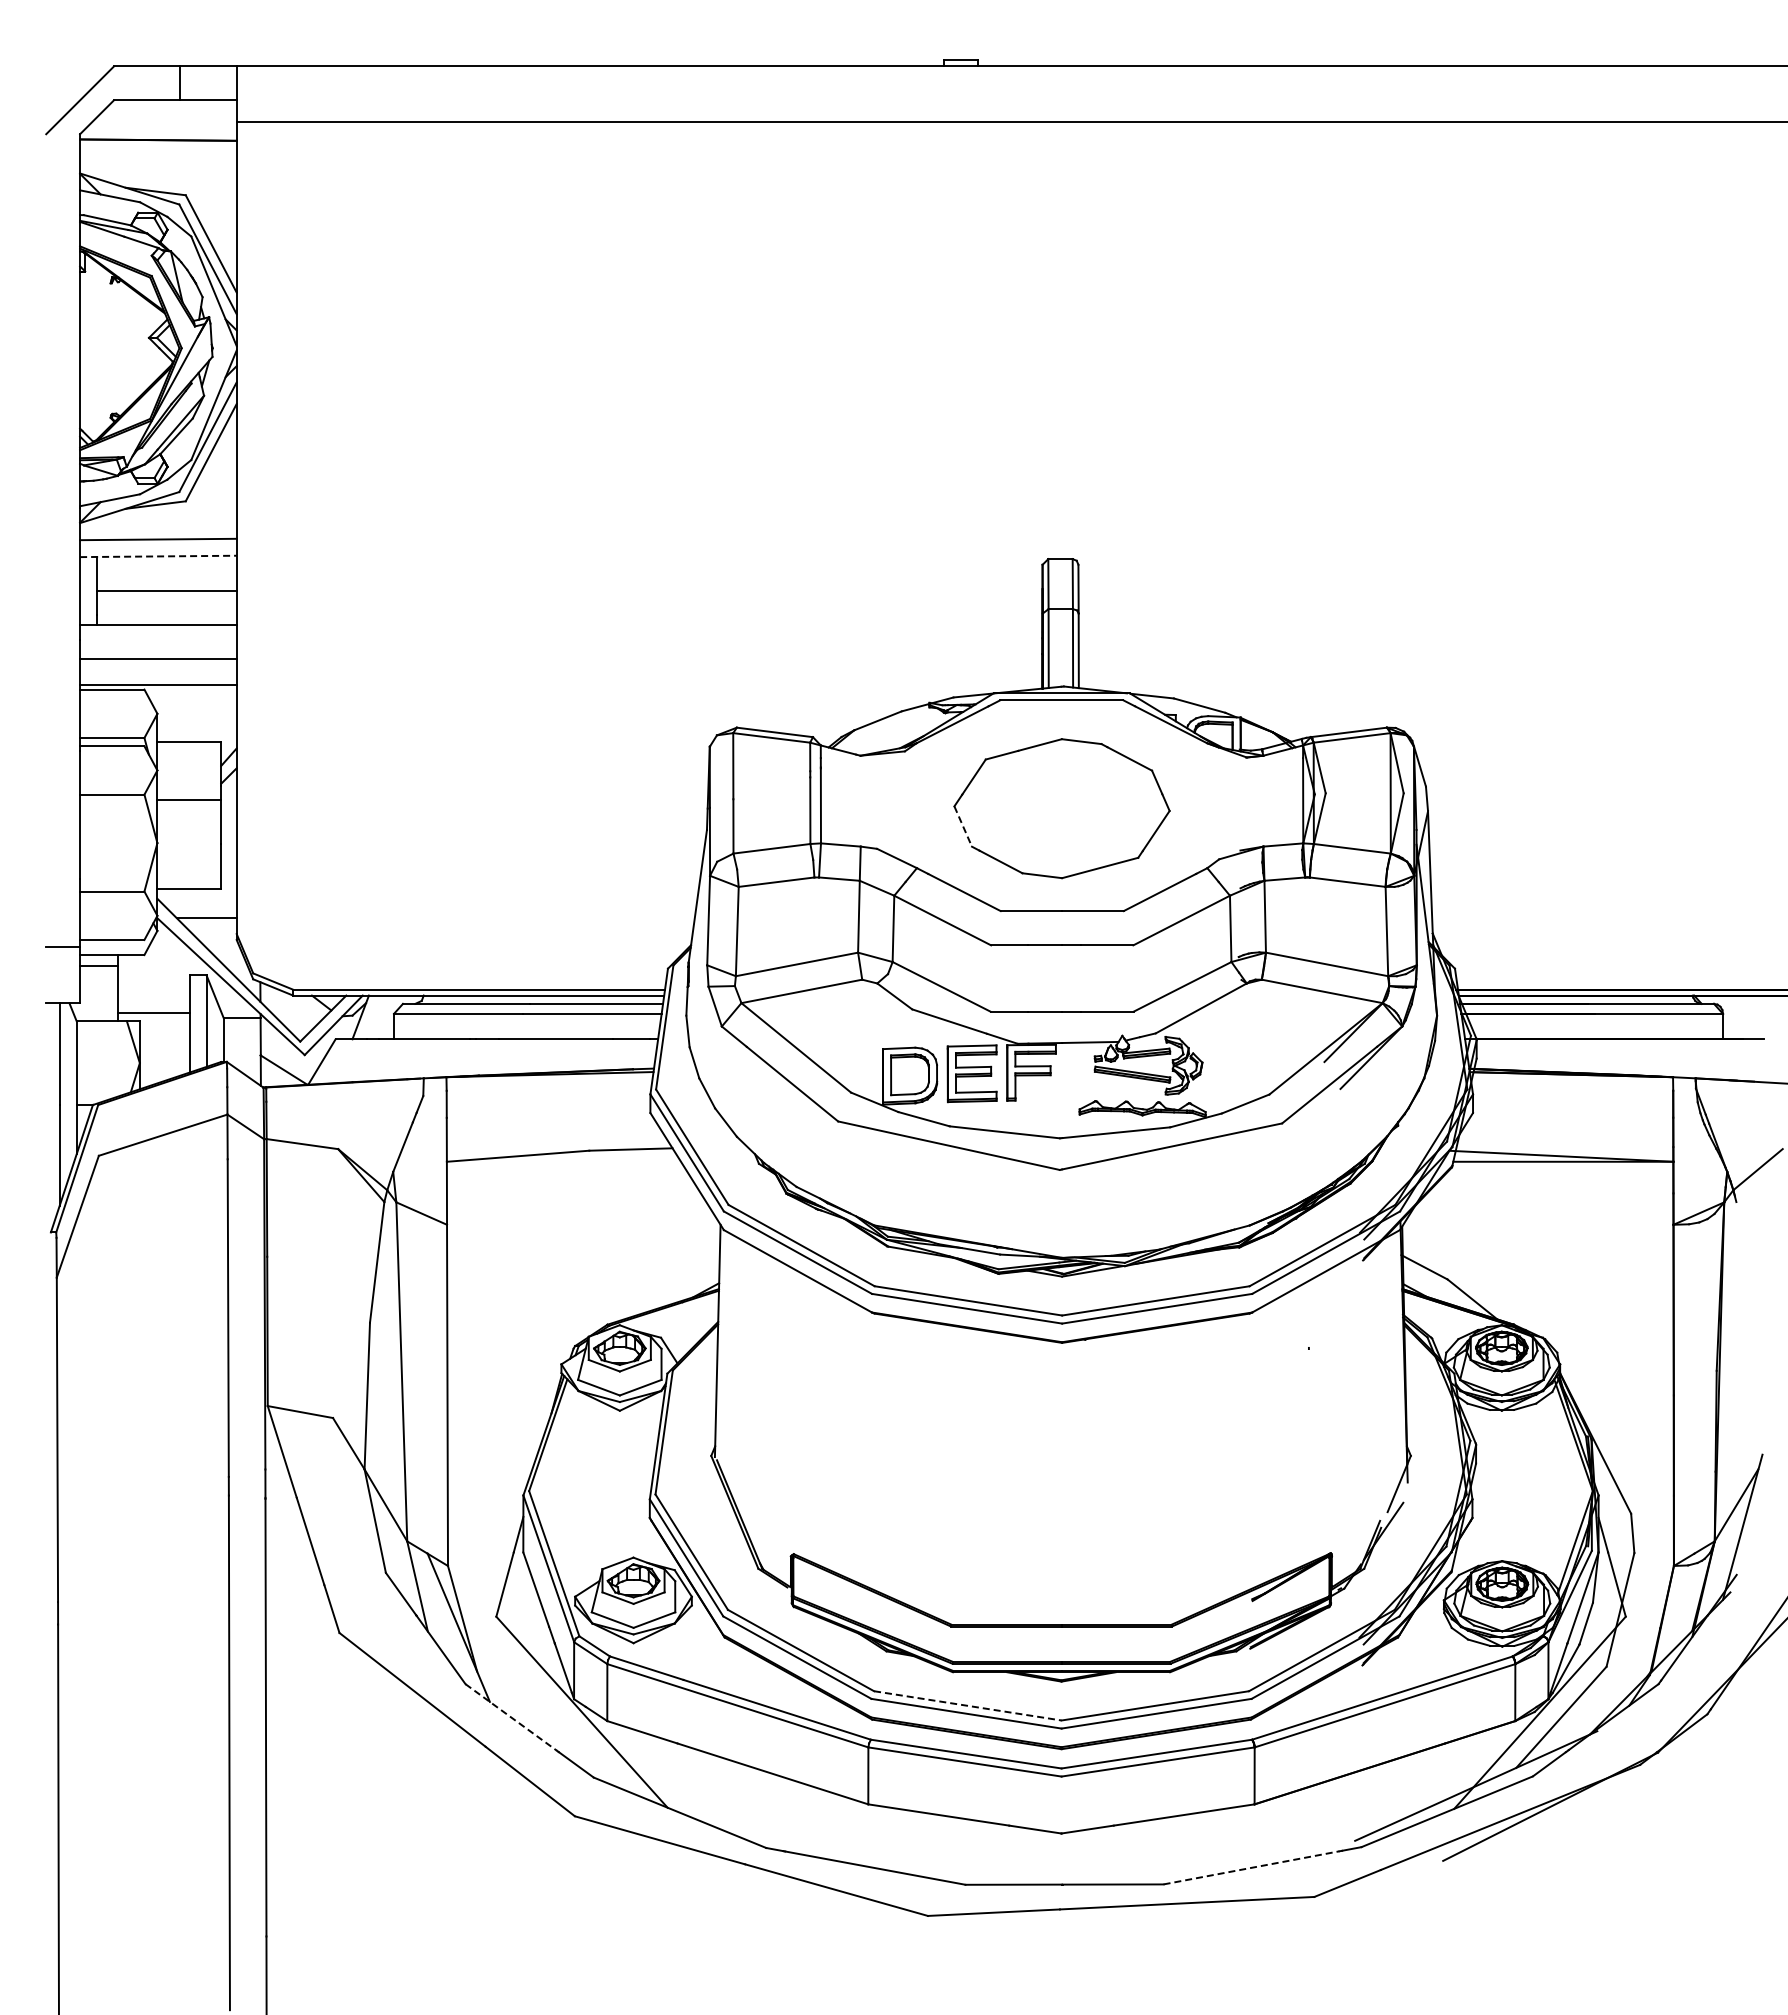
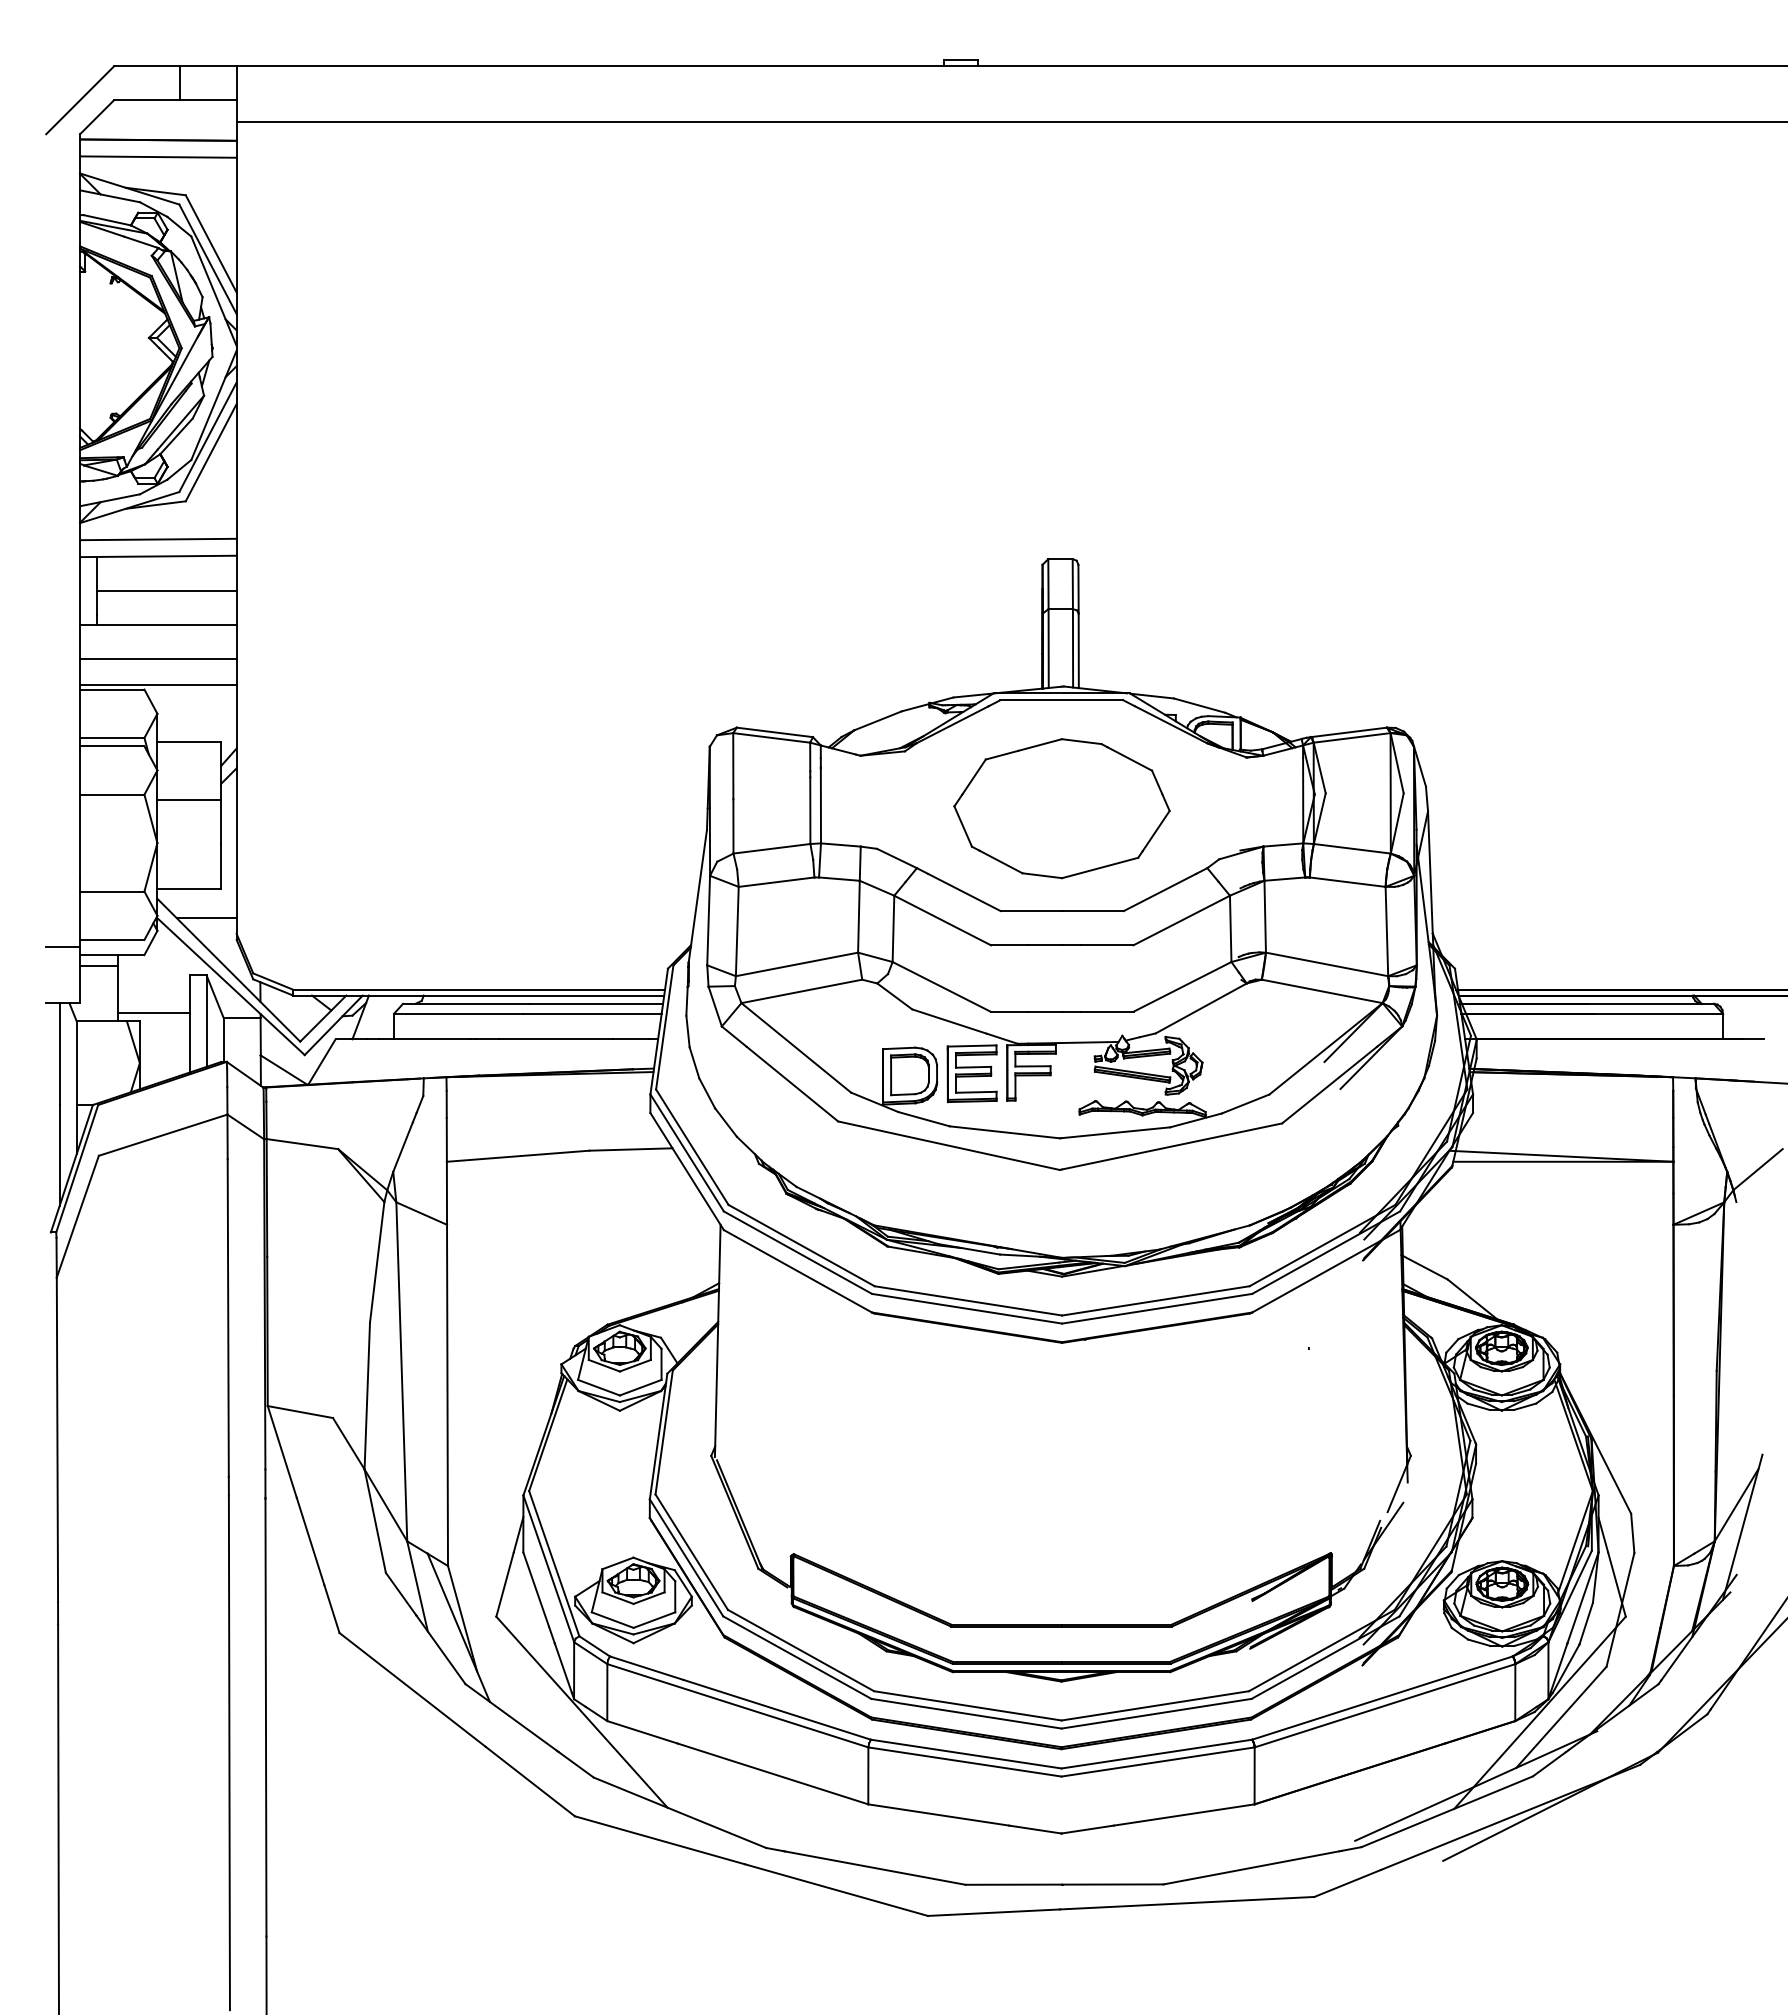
line: none -> present (158, 156)
line: dashed -> solid (158, 556)
line: dashed -> solid (963, 826)
line: dashed -> solid (967, 1705)
line: dashed -> solid (511, 1717)
line: dashed -> solid (1251, 1867)
